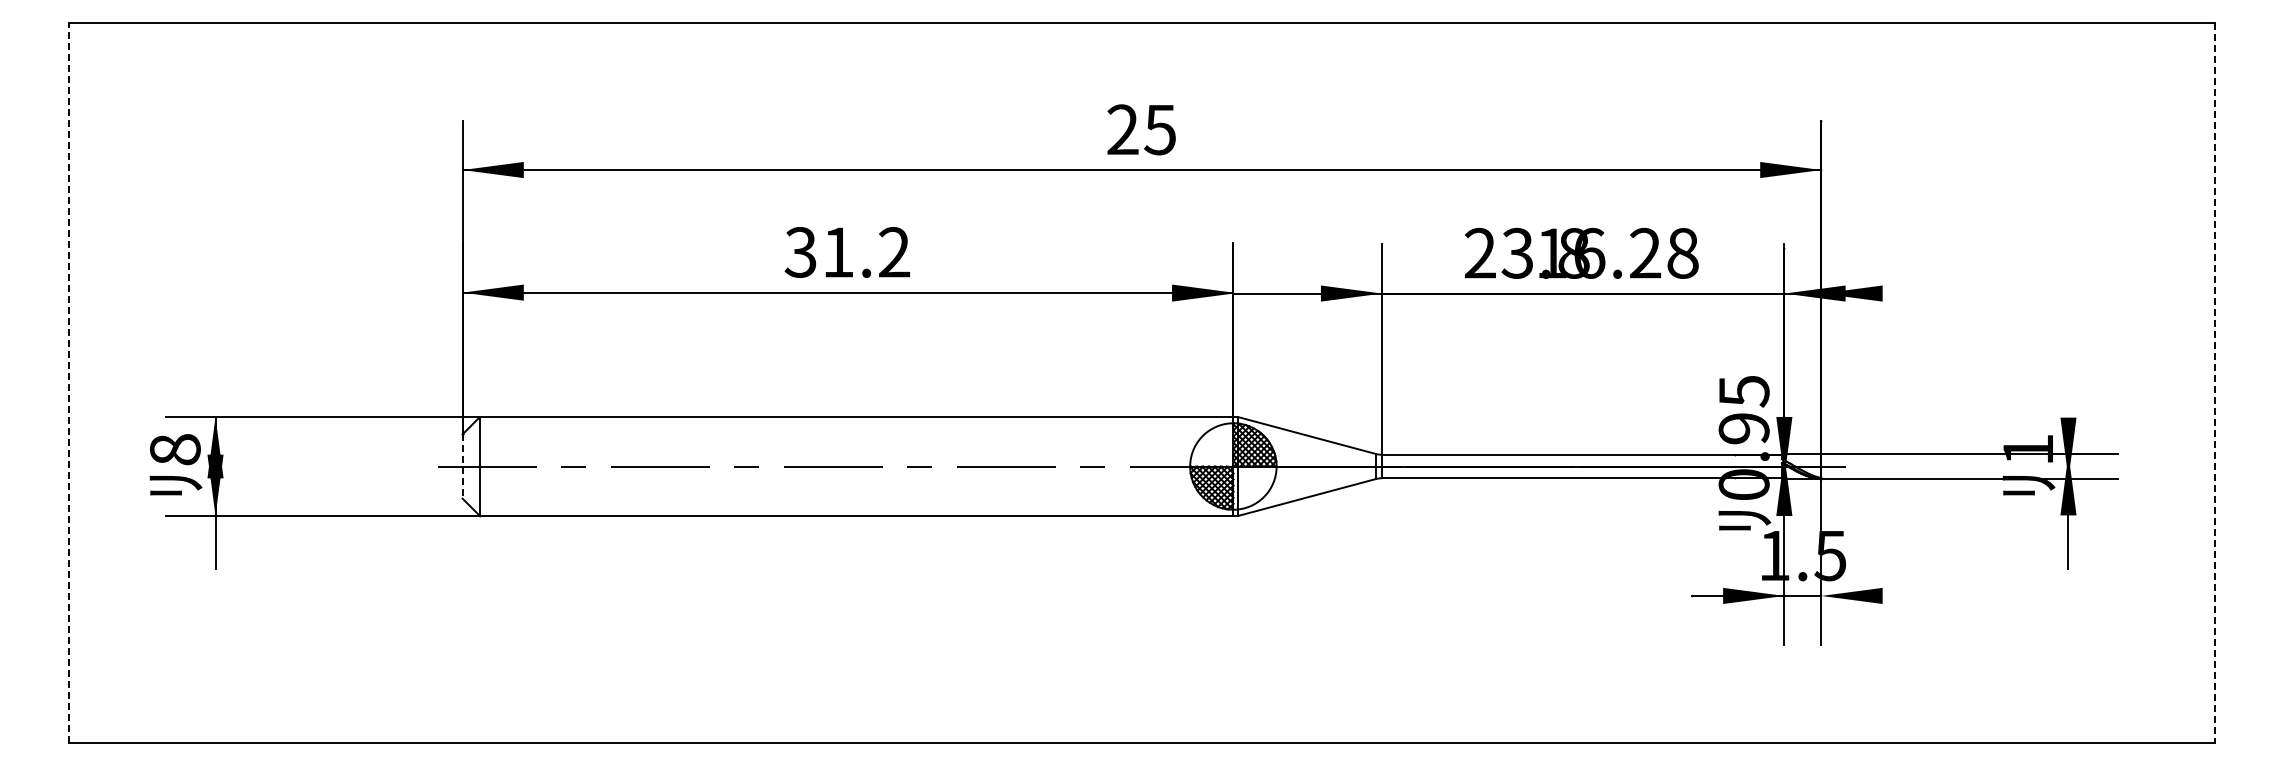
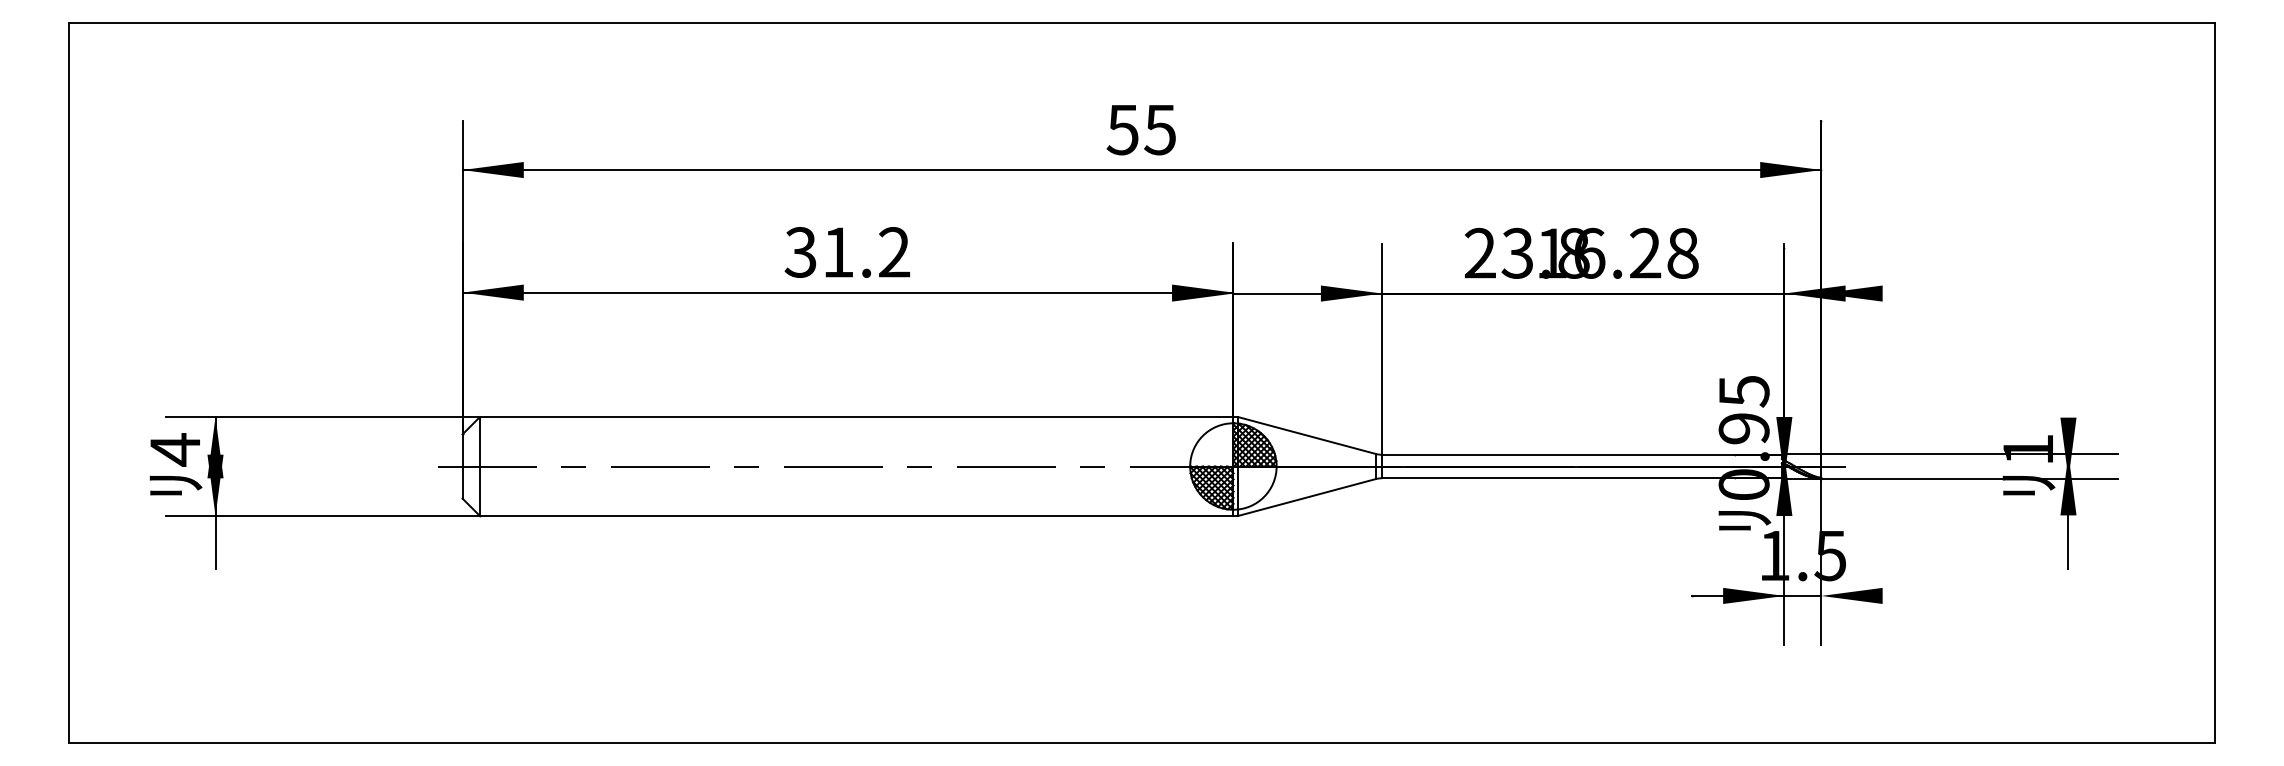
text: 25 -> 55 (1122, 129)
line: dashed -> solid (68, 383)
line: dashed -> solid (2215, 383)
text: 8 -> 4 (175, 449)
line: dashed -> solid (462, 467)
